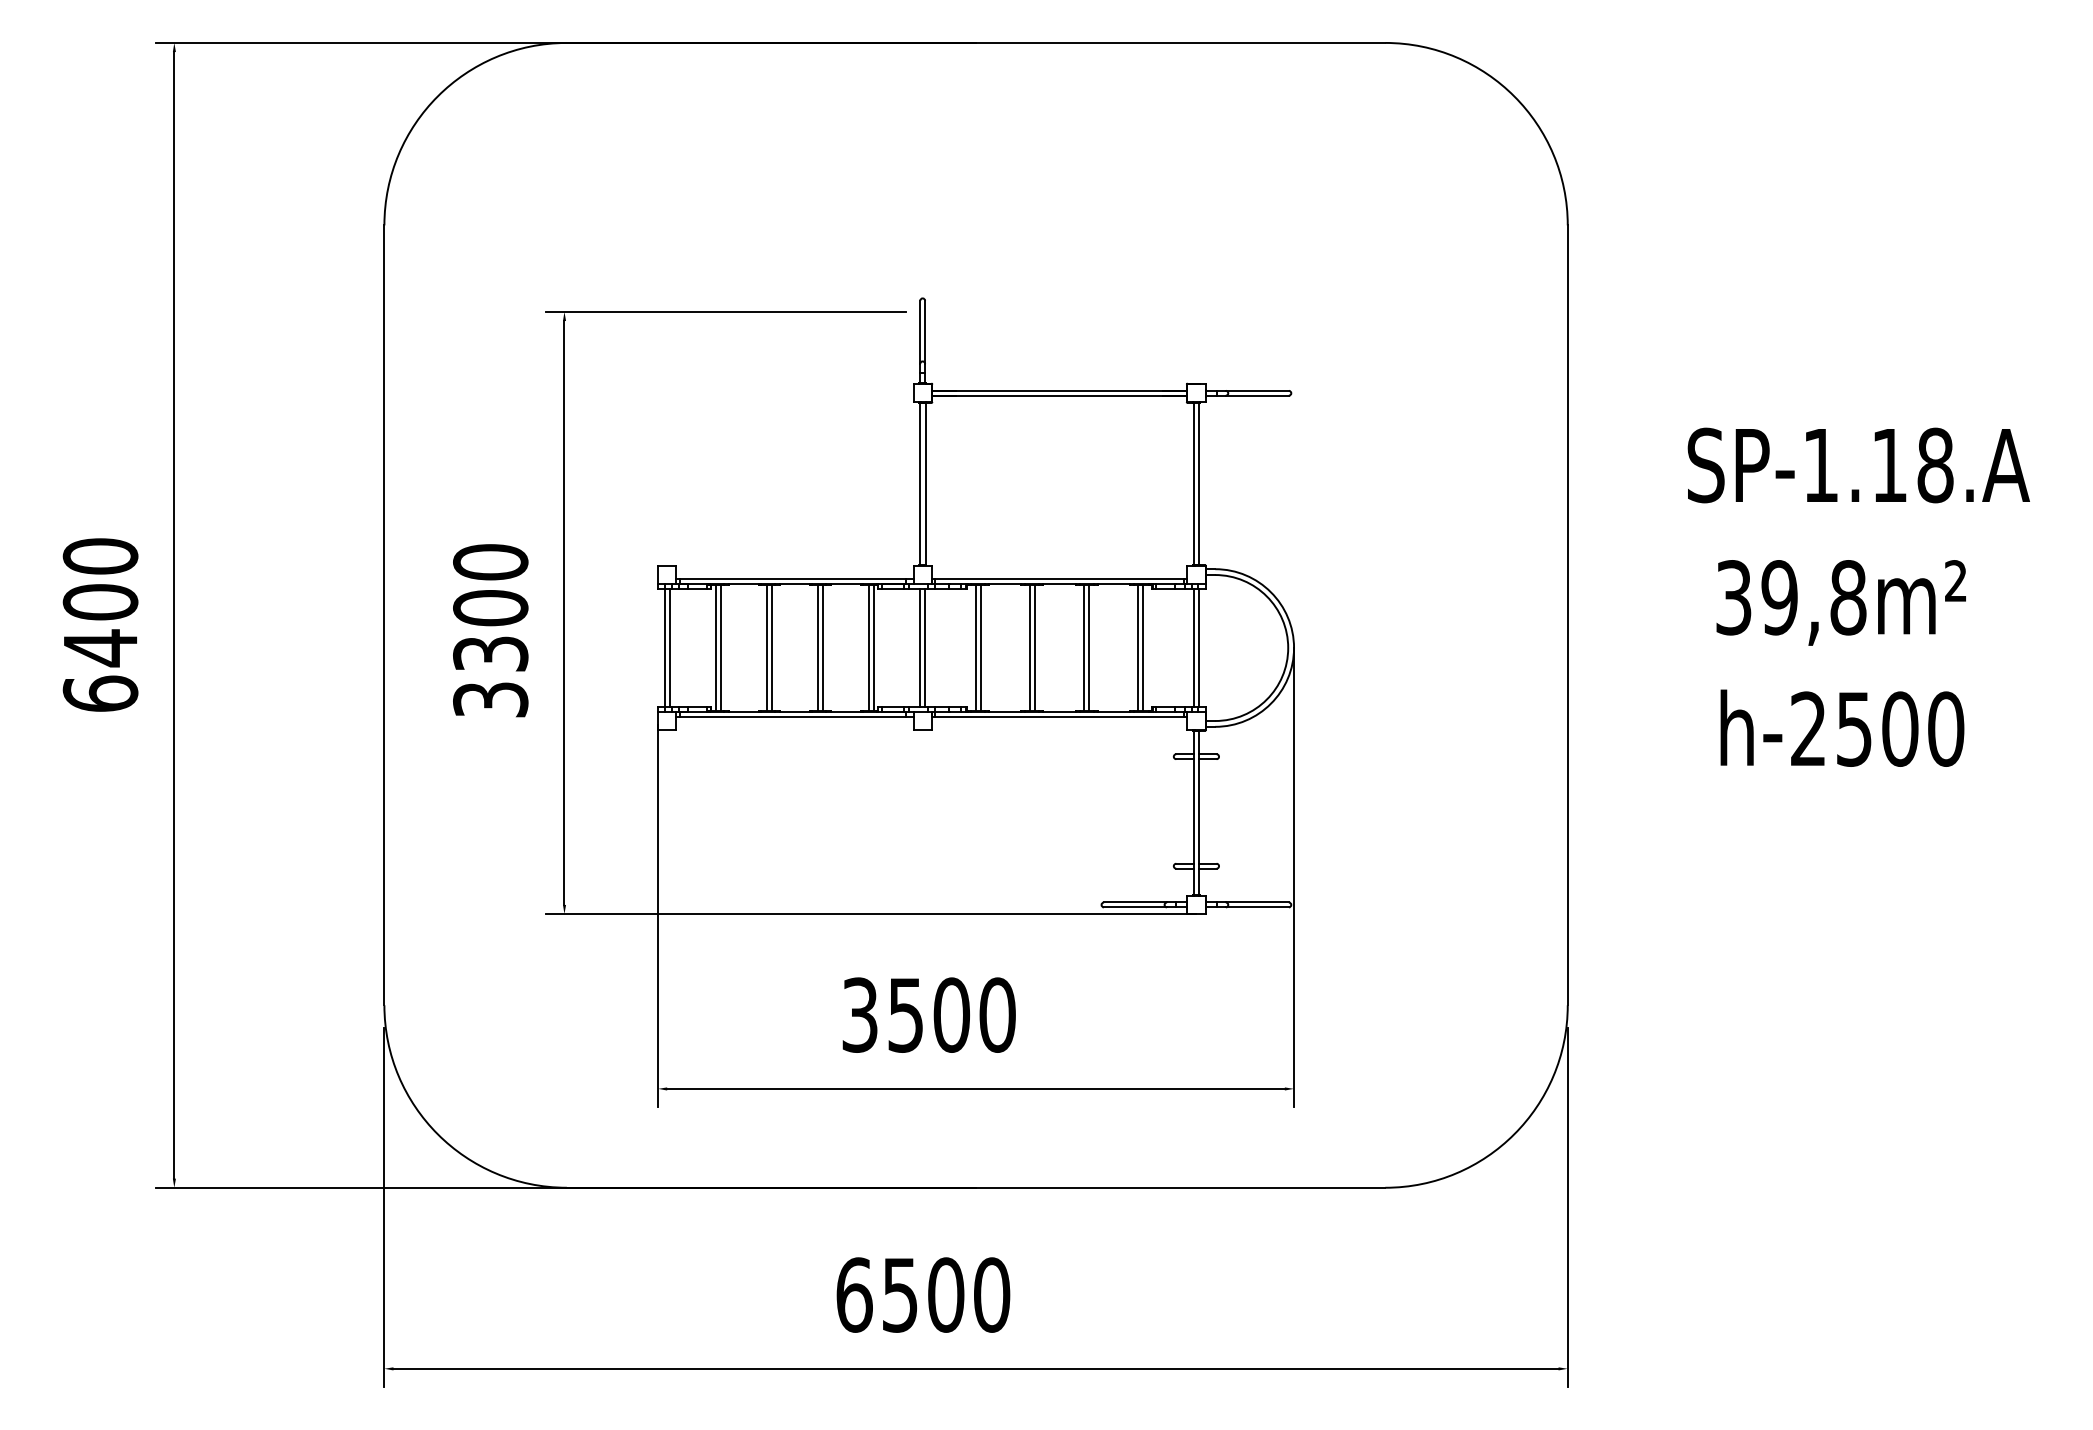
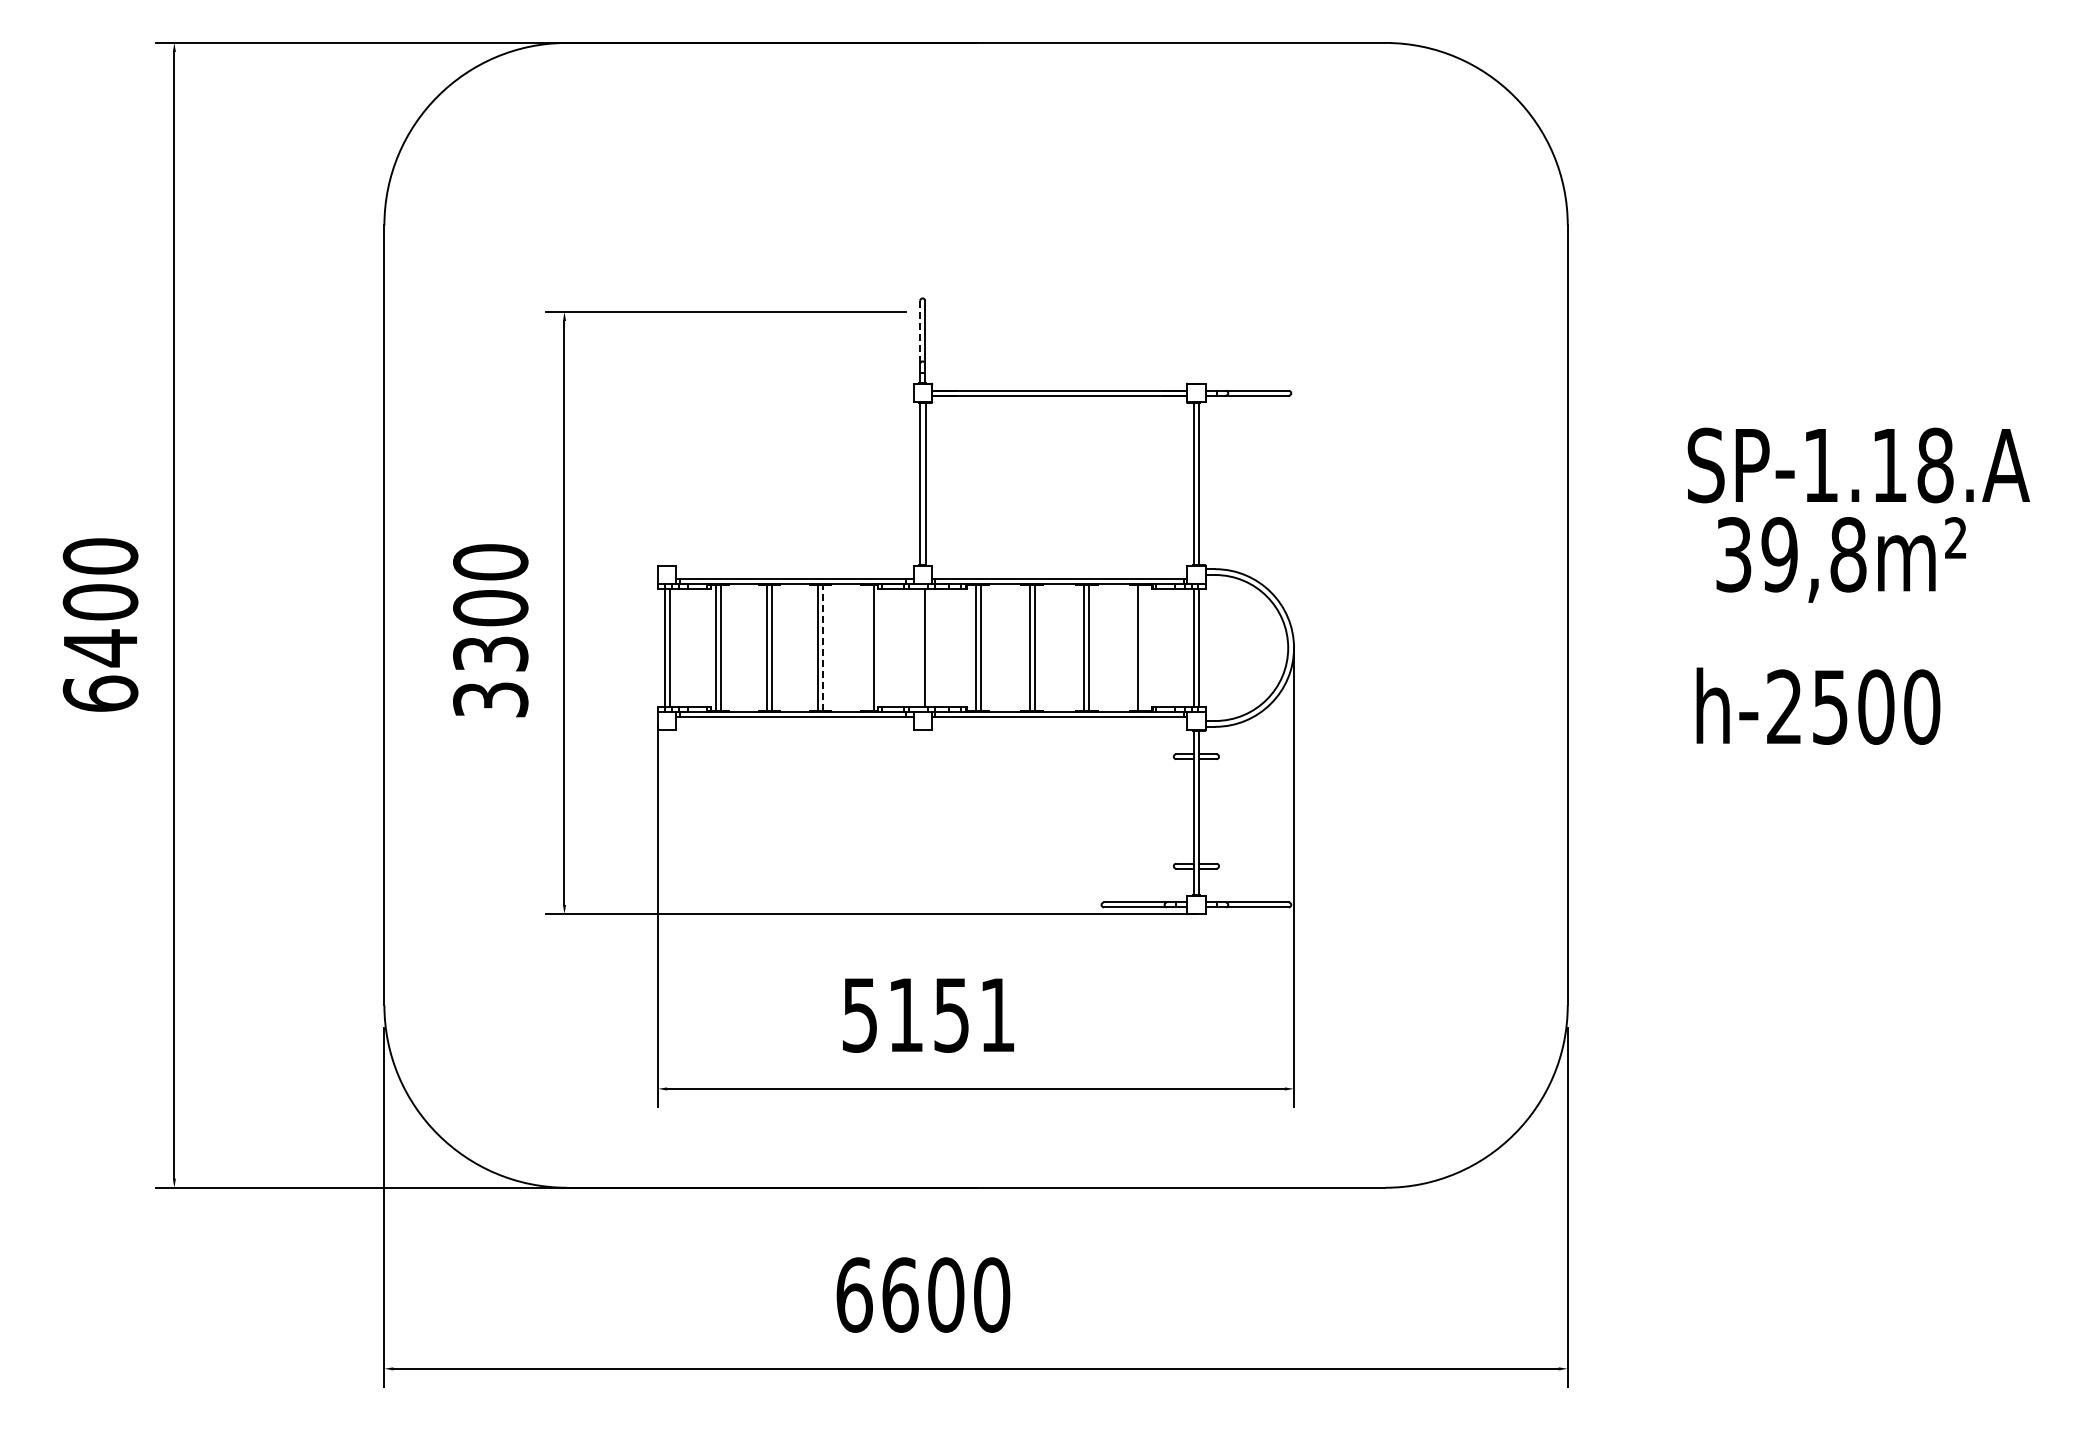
line: solid -> dashed (920, 332)
text position: (1840, 602) -> (1840, 559) (1840, 559)
line: solid -> dashed (822, 647)
line: present -> none (868, 647)
line: present -> none (920, 647)
line: present -> none (1142, 647)
text position: (1842, 727) -> (1818, 705) (1818, 705)
text: 3500 -> 5151 (929, 1014)
text: 6500 -> 6600 (900, 1294)
